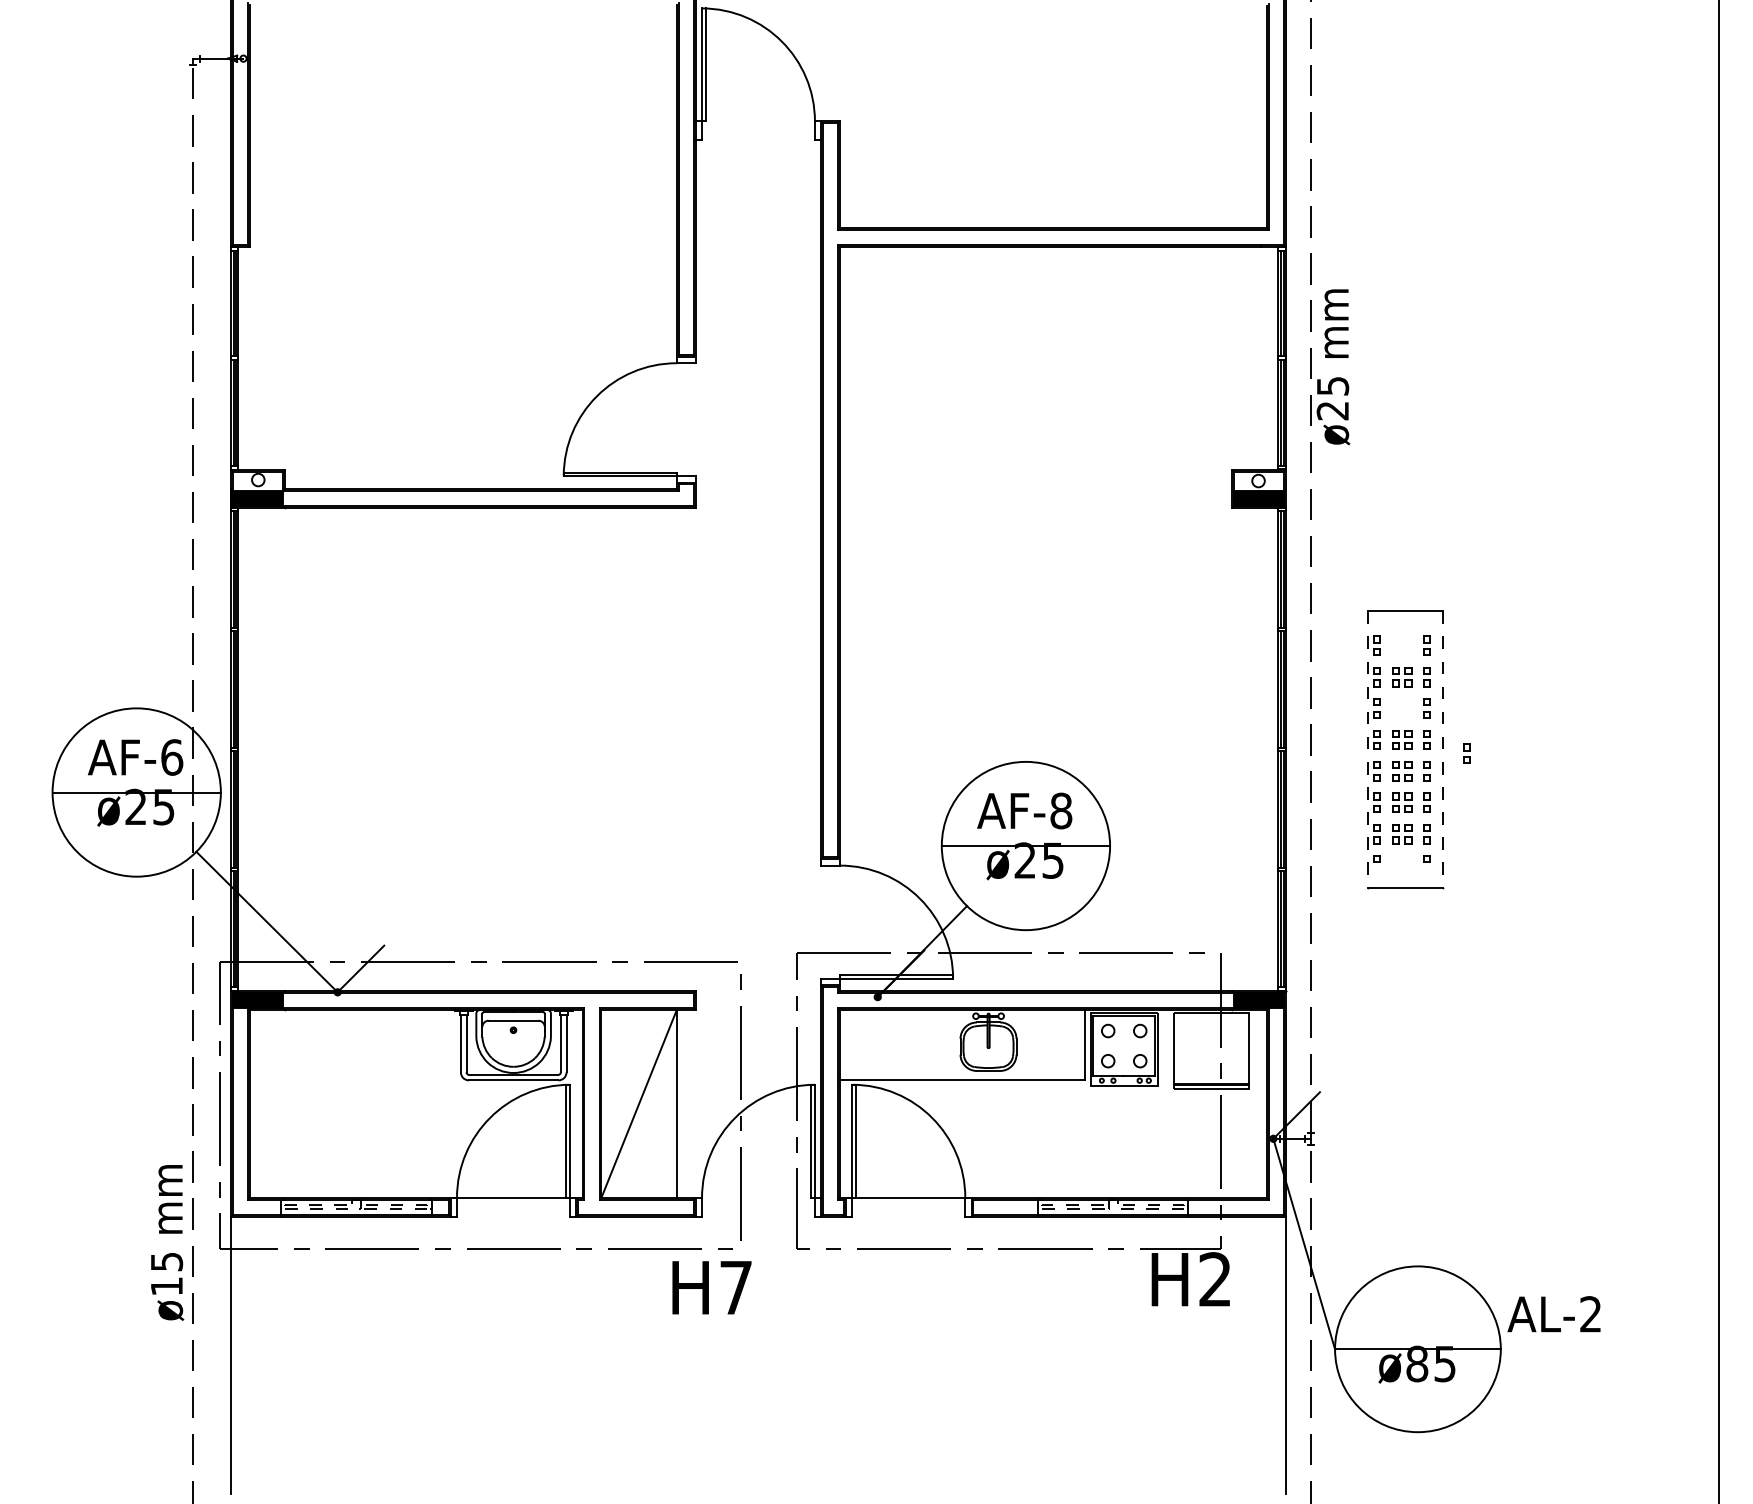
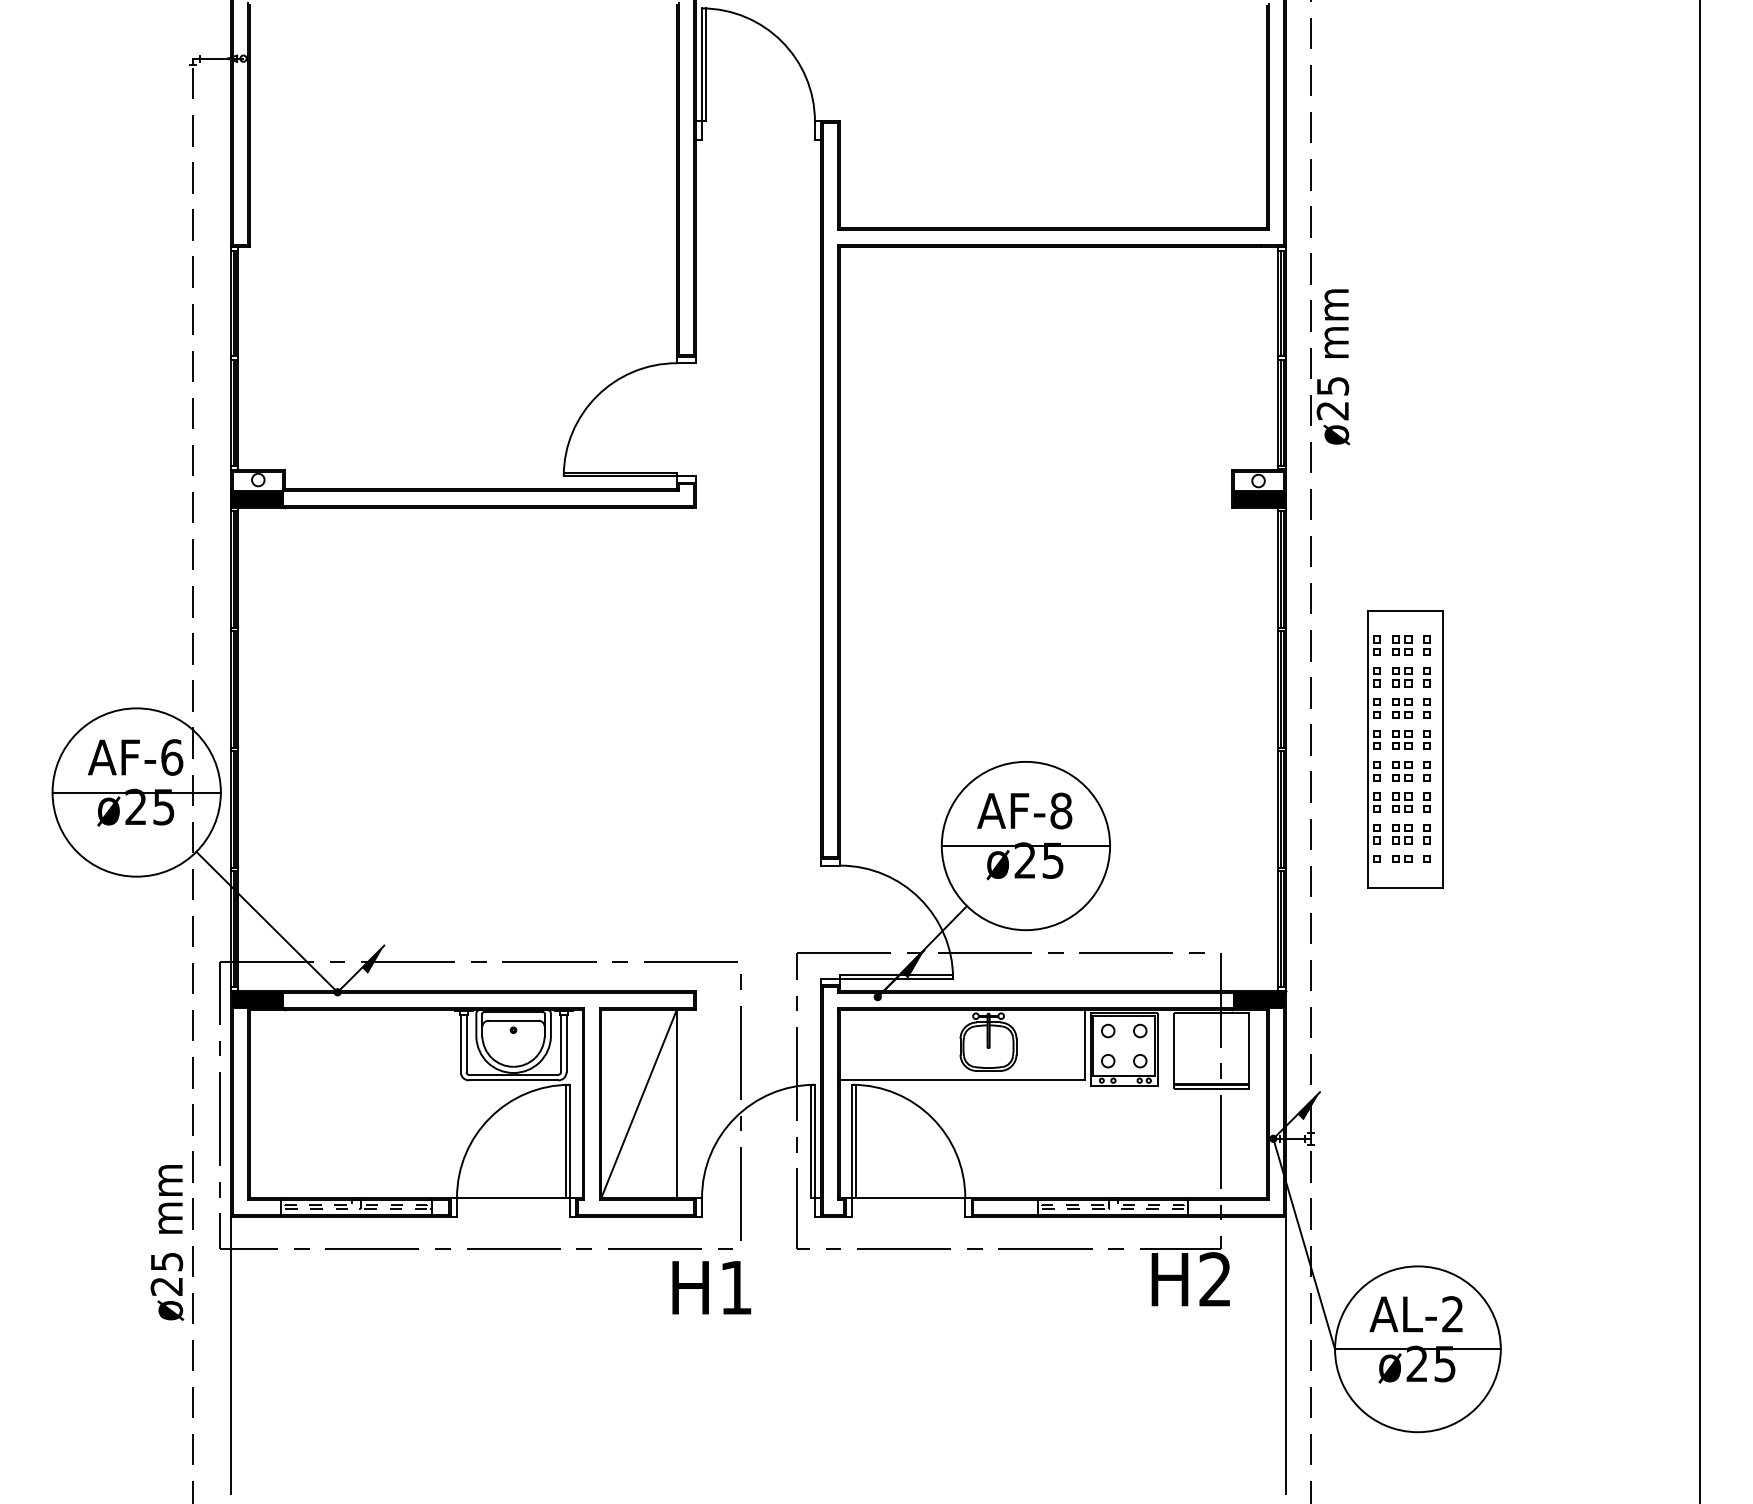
part: none -> present (1402, 645)
part: none -> present (1402, 708)
line: dashed -> solid (1367, 749)
line: dashed -> solid (1442, 749)
line position: (1719, 751) -> (1700, 751) (1700, 751)
part: present -> none (1466, 753)
part: none -> present (1402, 858)
fill: none -> present (373, 959)
fill: none -> present (913, 964)
fill: none -> present (1308, 1106)
text: ø15 -> ø25 (166, 1286)
text: H7 -> H1 (735, 1287)
text position: (1553, 1314) -> (1415, 1314) (1415, 1314)
text: ø85 -> ø25 (1417, 1363)
